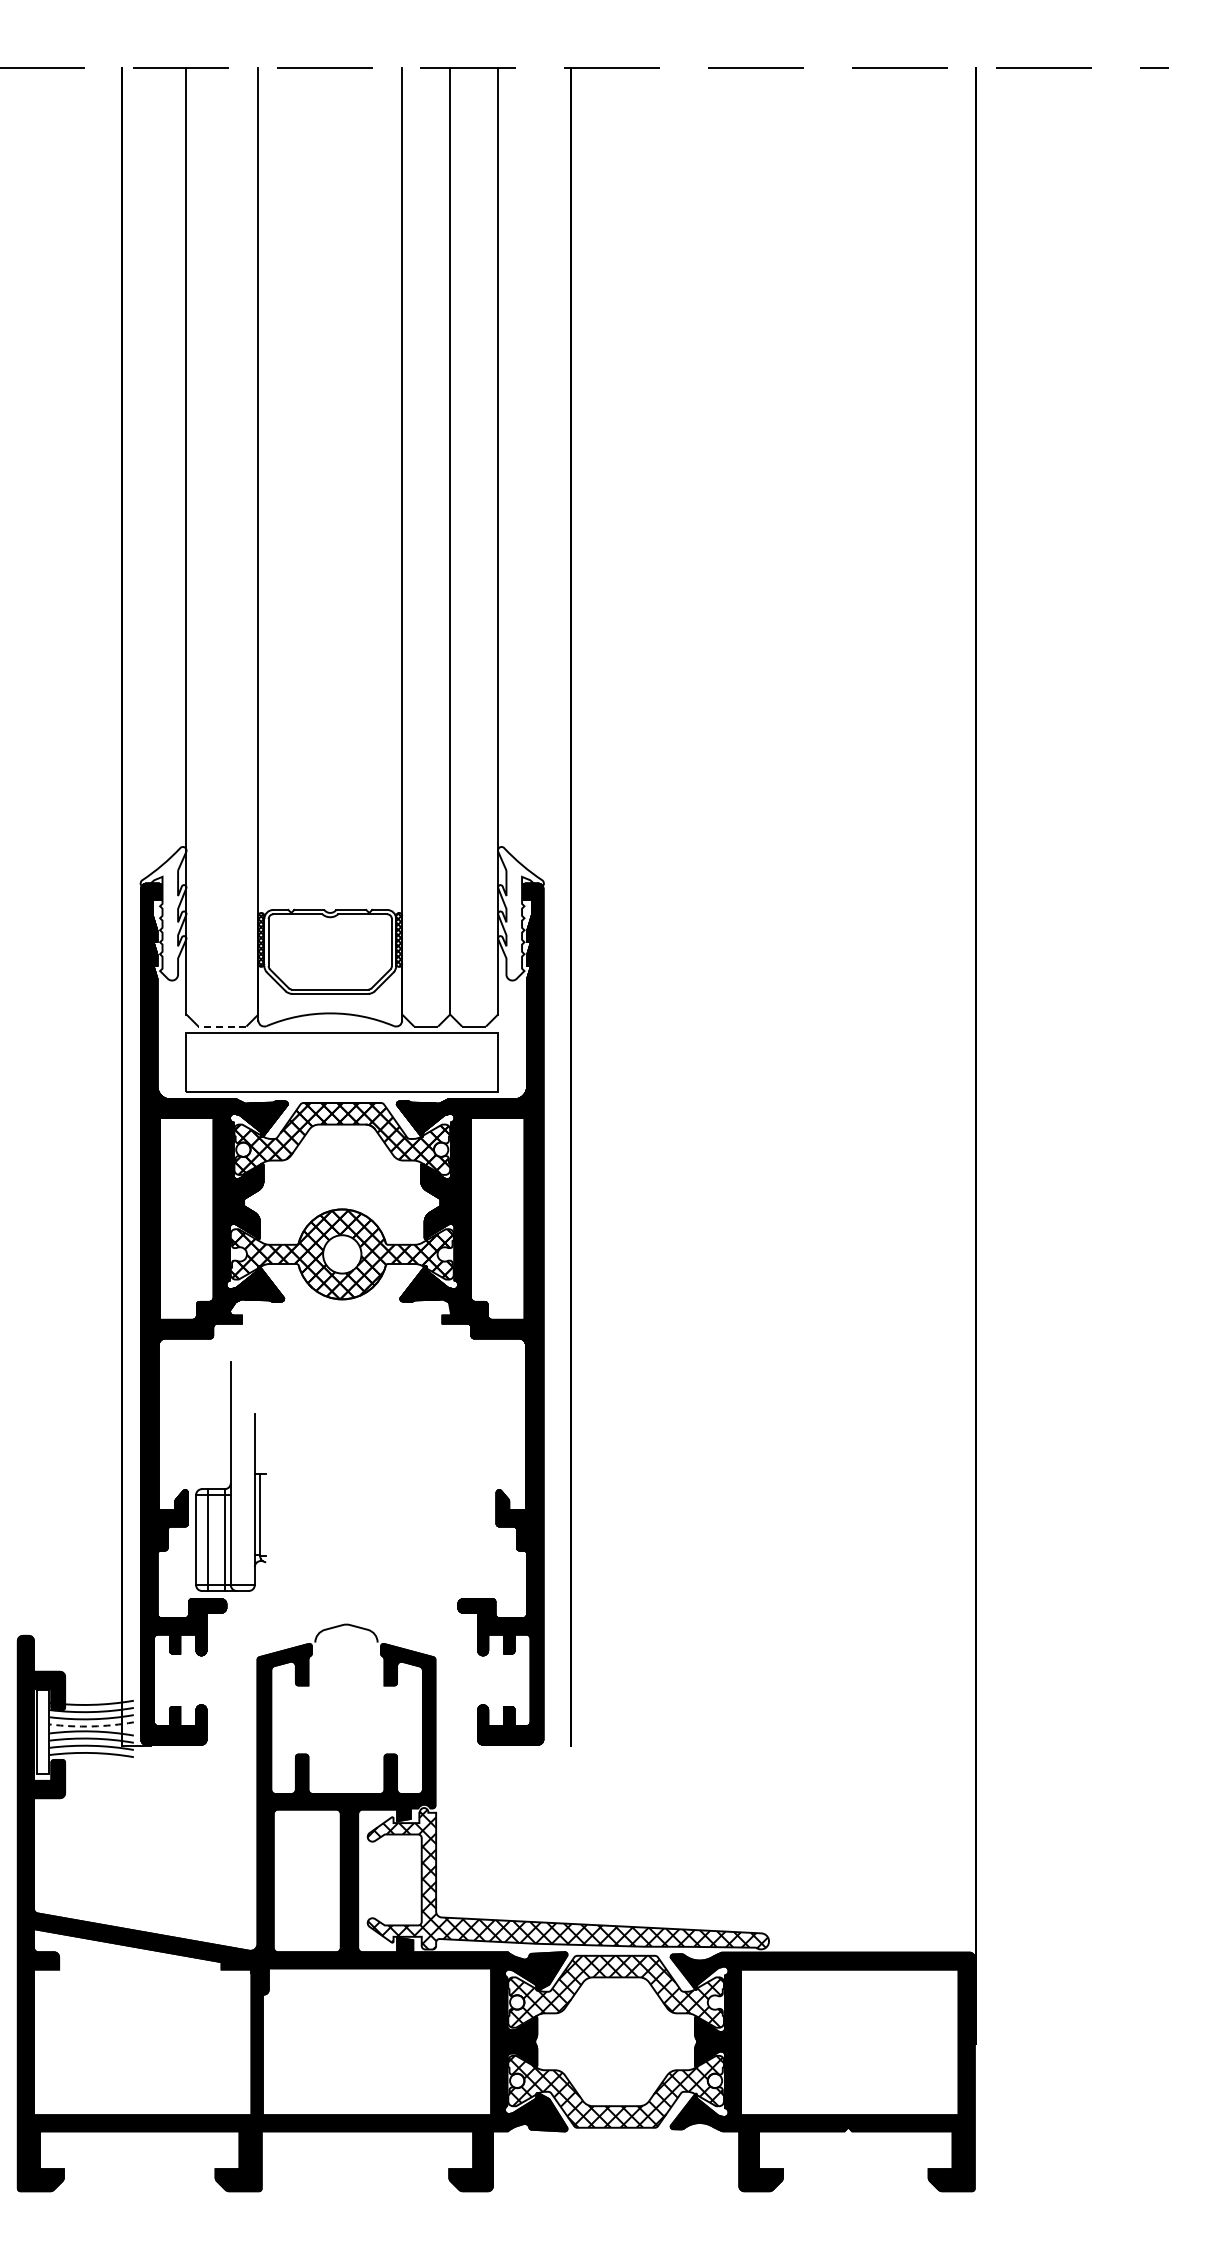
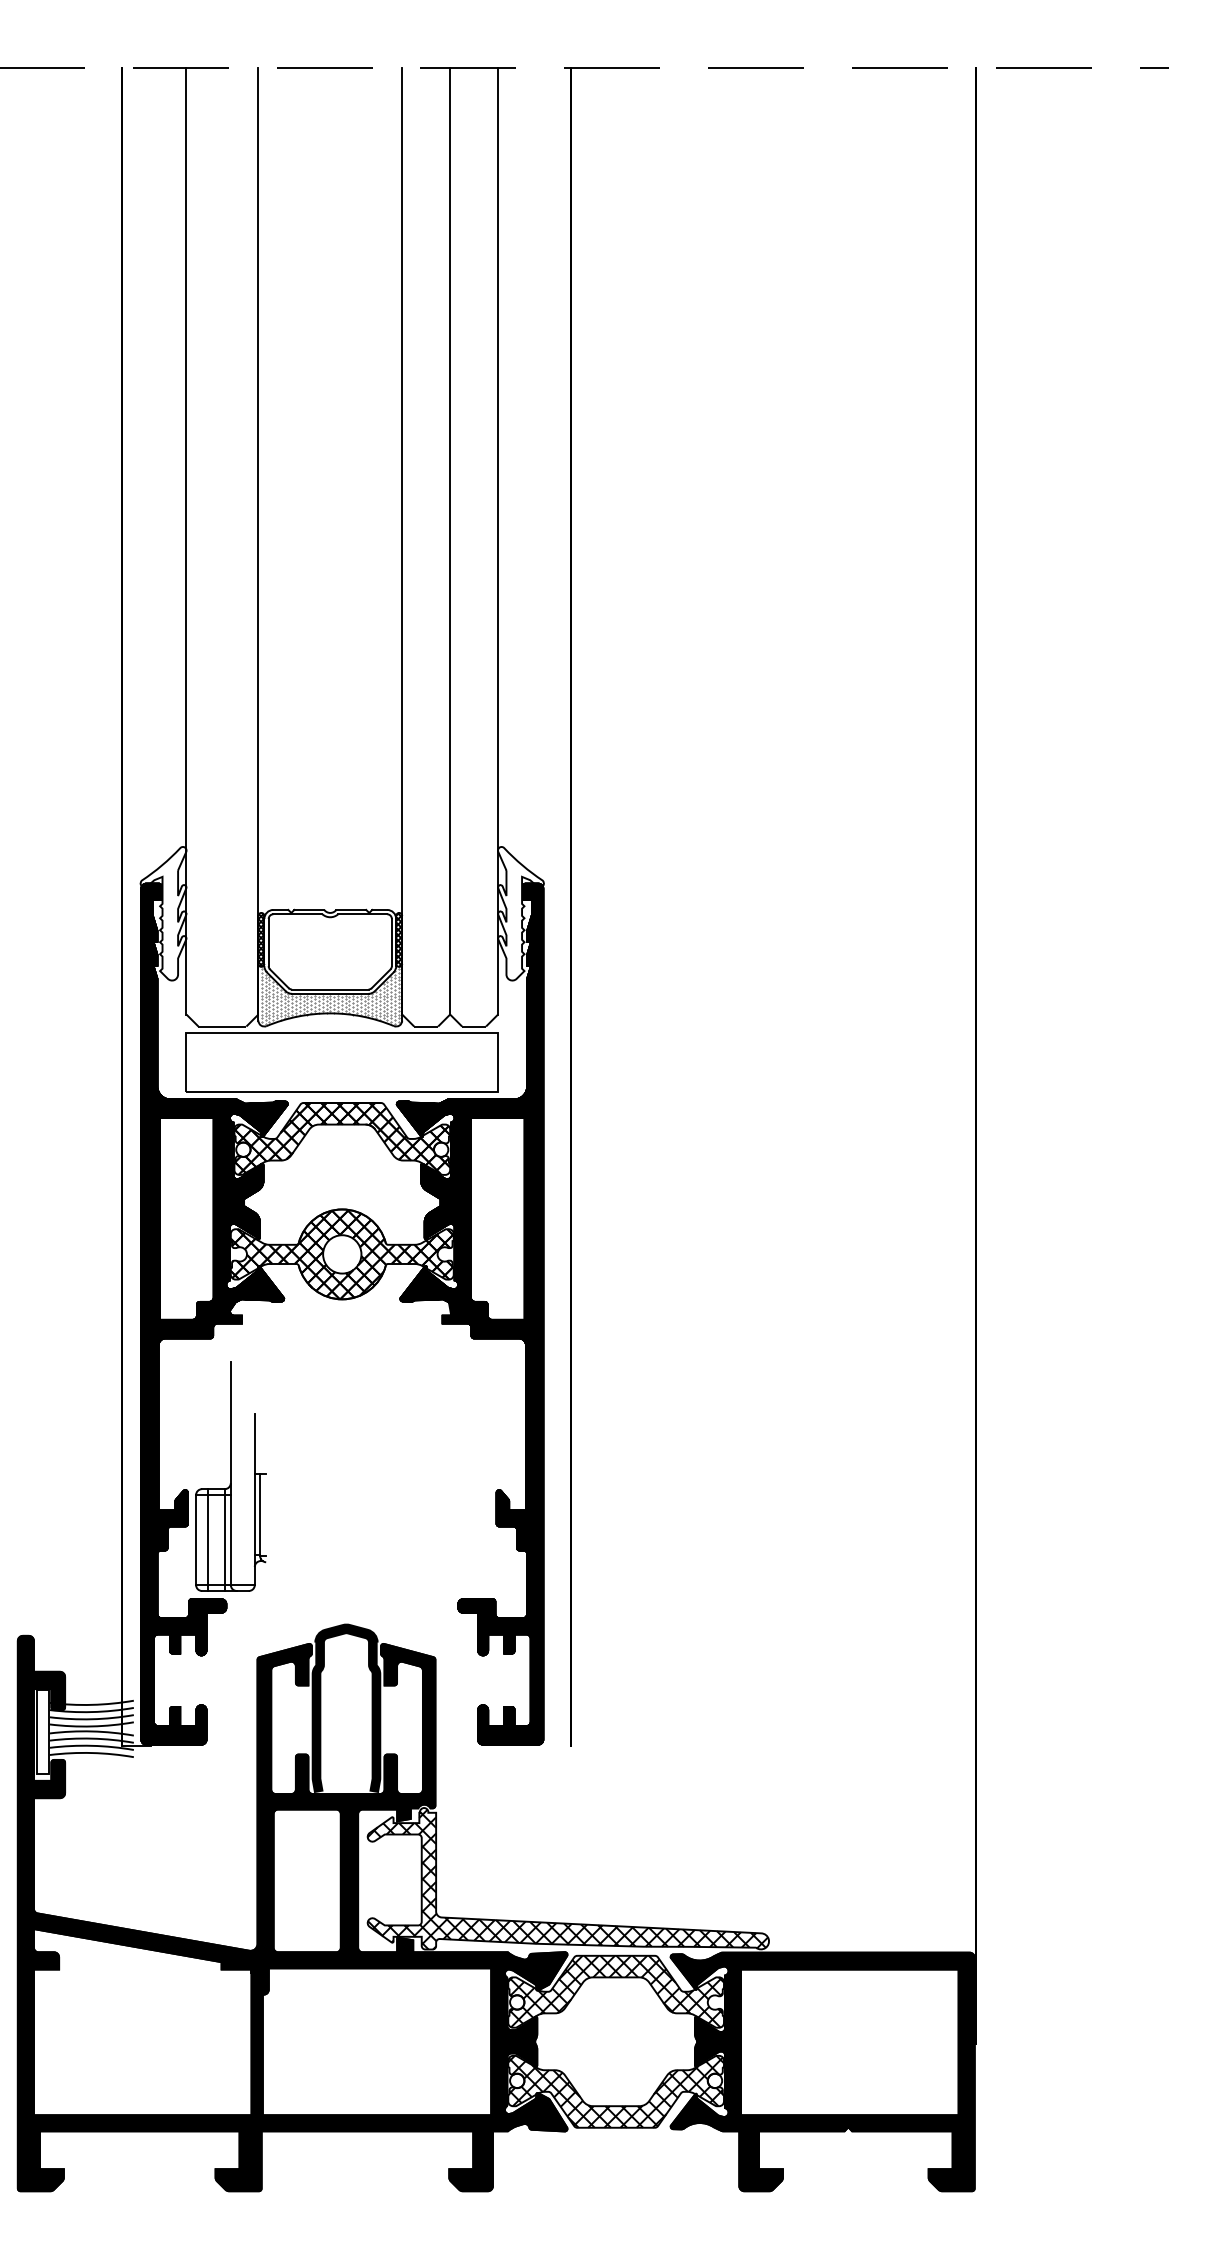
hatch: none -> present (329, 996)
line: dashed -> solid (222, 1026)
fill: none -> present (346, 1708)
line: dashed -> solid (92, 1726)
